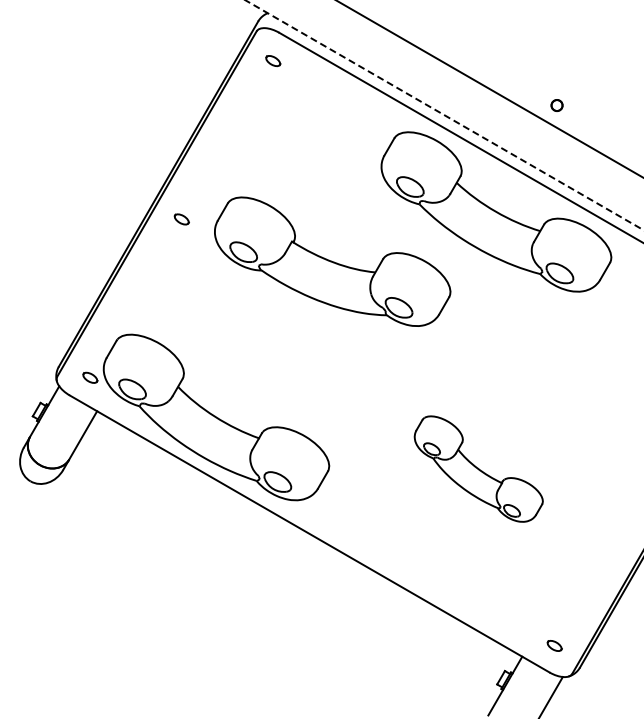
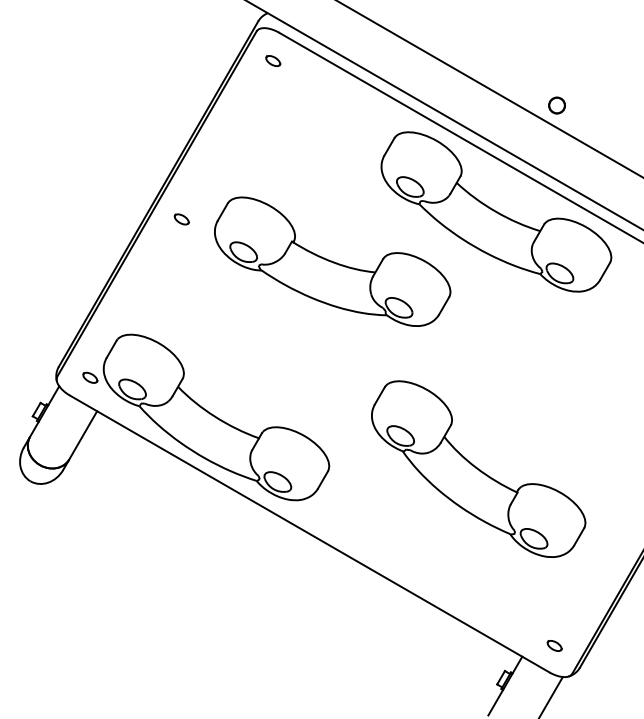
circle size: 14x13 px -> 18x19 px (556, 105)
line: dashed -> solid (444, 115)
part size: 131x108 px -> 216x178 px (478, 468)
